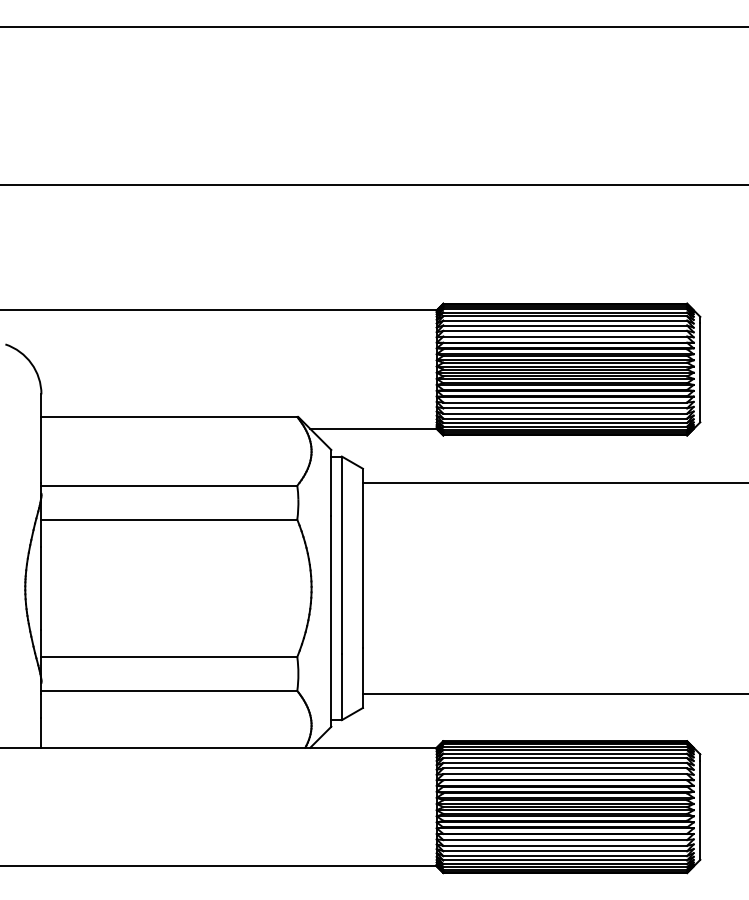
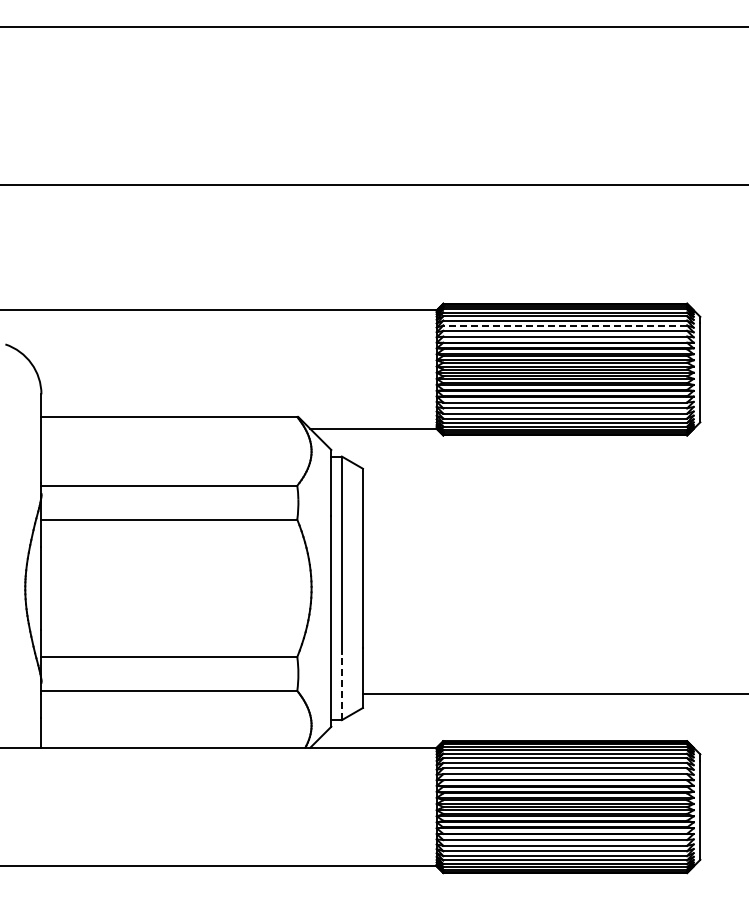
line: solid -> dashed (565, 325)
line: present -> none (553, 482)
line: solid -> dashed (341, 687)
